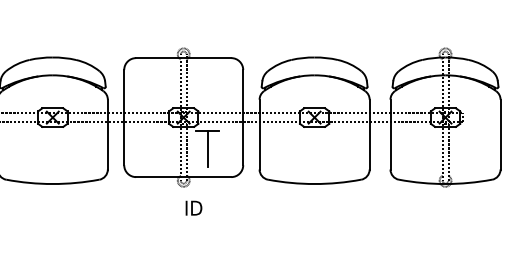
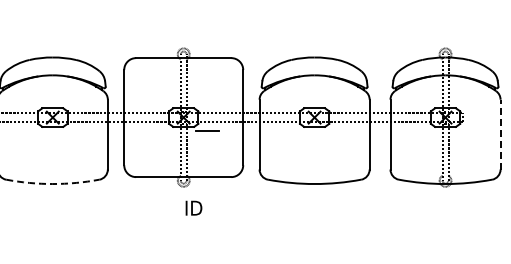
line: solid -> dashed (500, 134)
line: present -> none (207, 148)
arc: solid -> dashed (52, 184)
